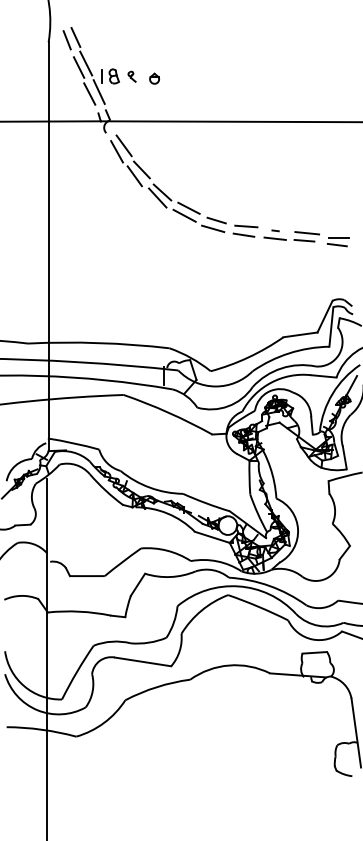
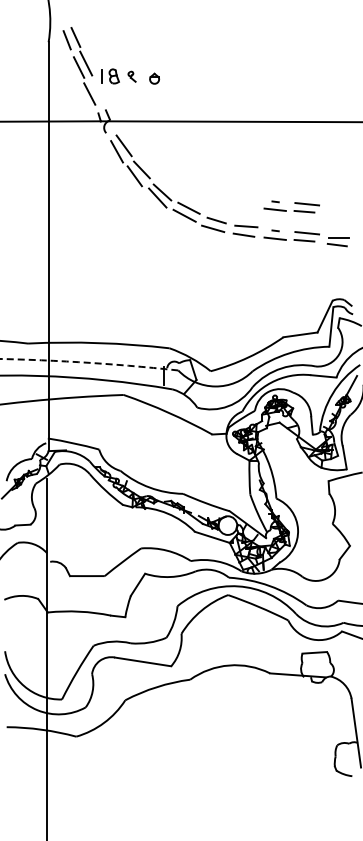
line: present -> none (98, 91)
part: none -> present (291, 206)
arc: solid -> dashed (88, 362)
